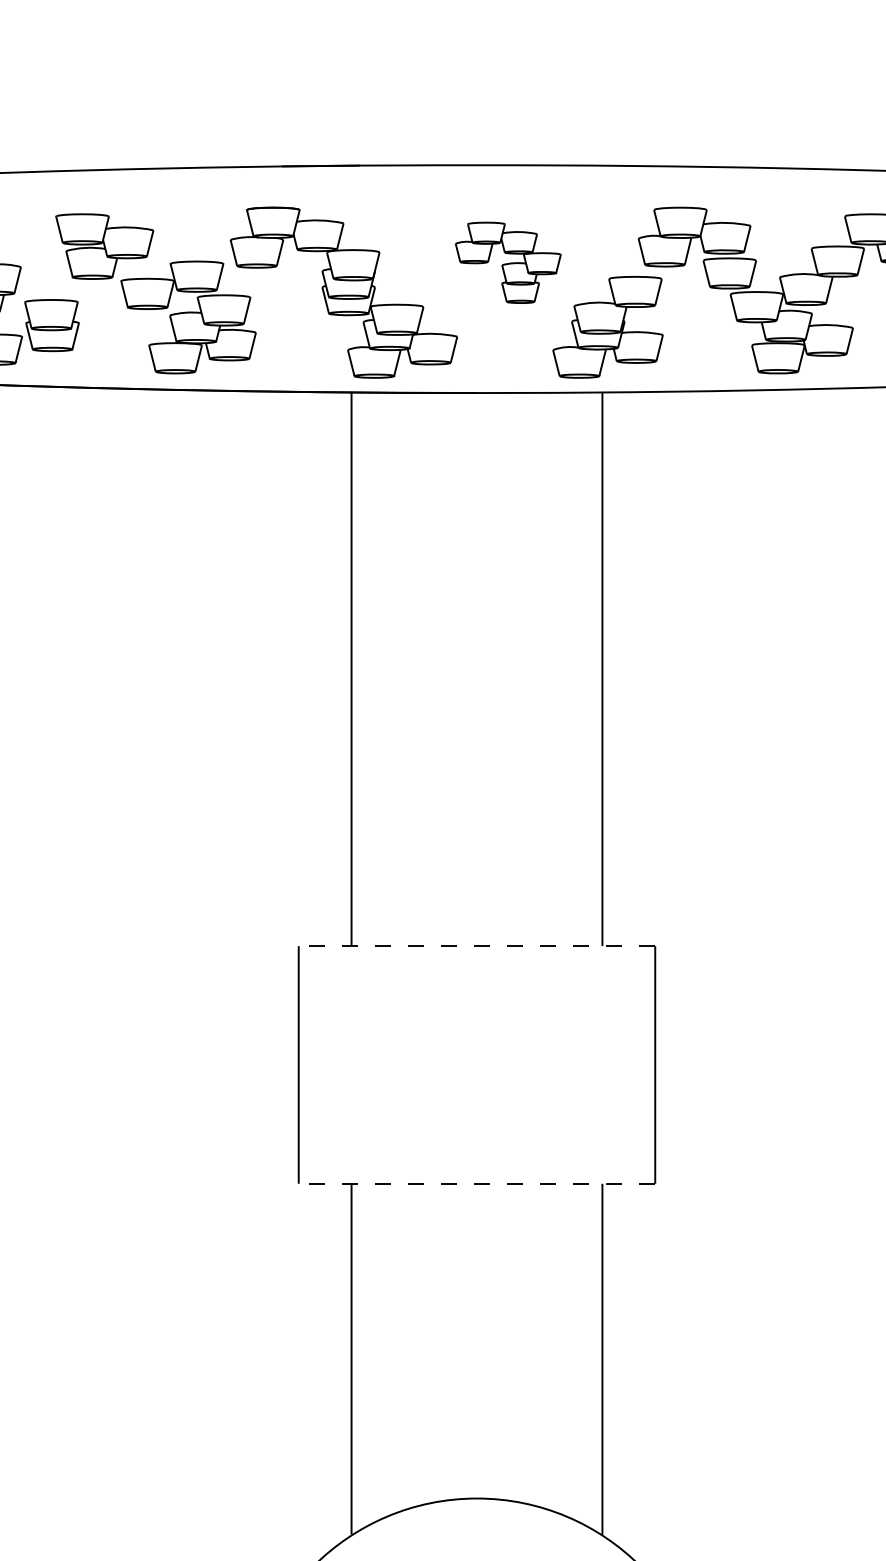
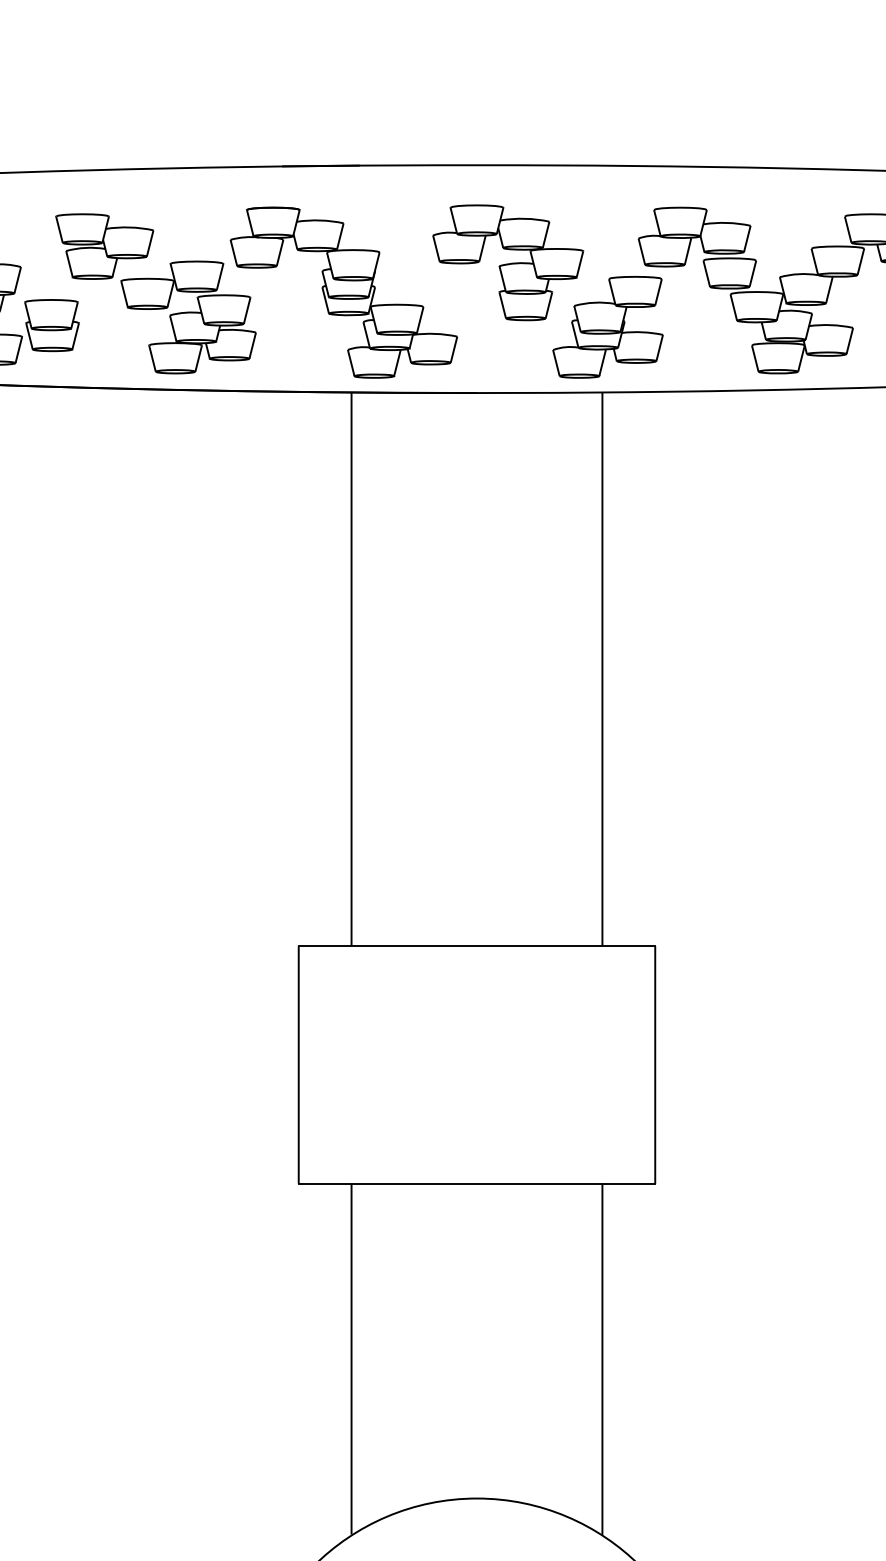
part size: 107x83 px -> 153x118 px (508, 262)
line: dashed -> solid (476, 946)
line: dashed -> solid (476, 1183)
